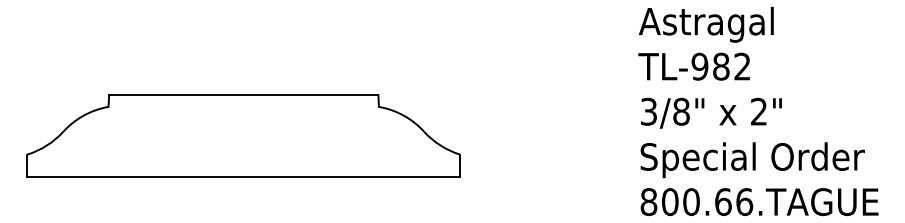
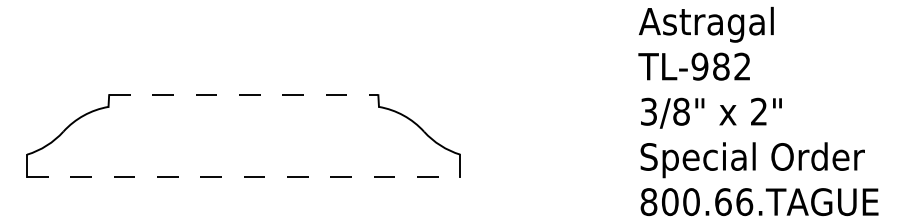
line: solid -> dashed (243, 95)
line: solid -> dashed (243, 177)
